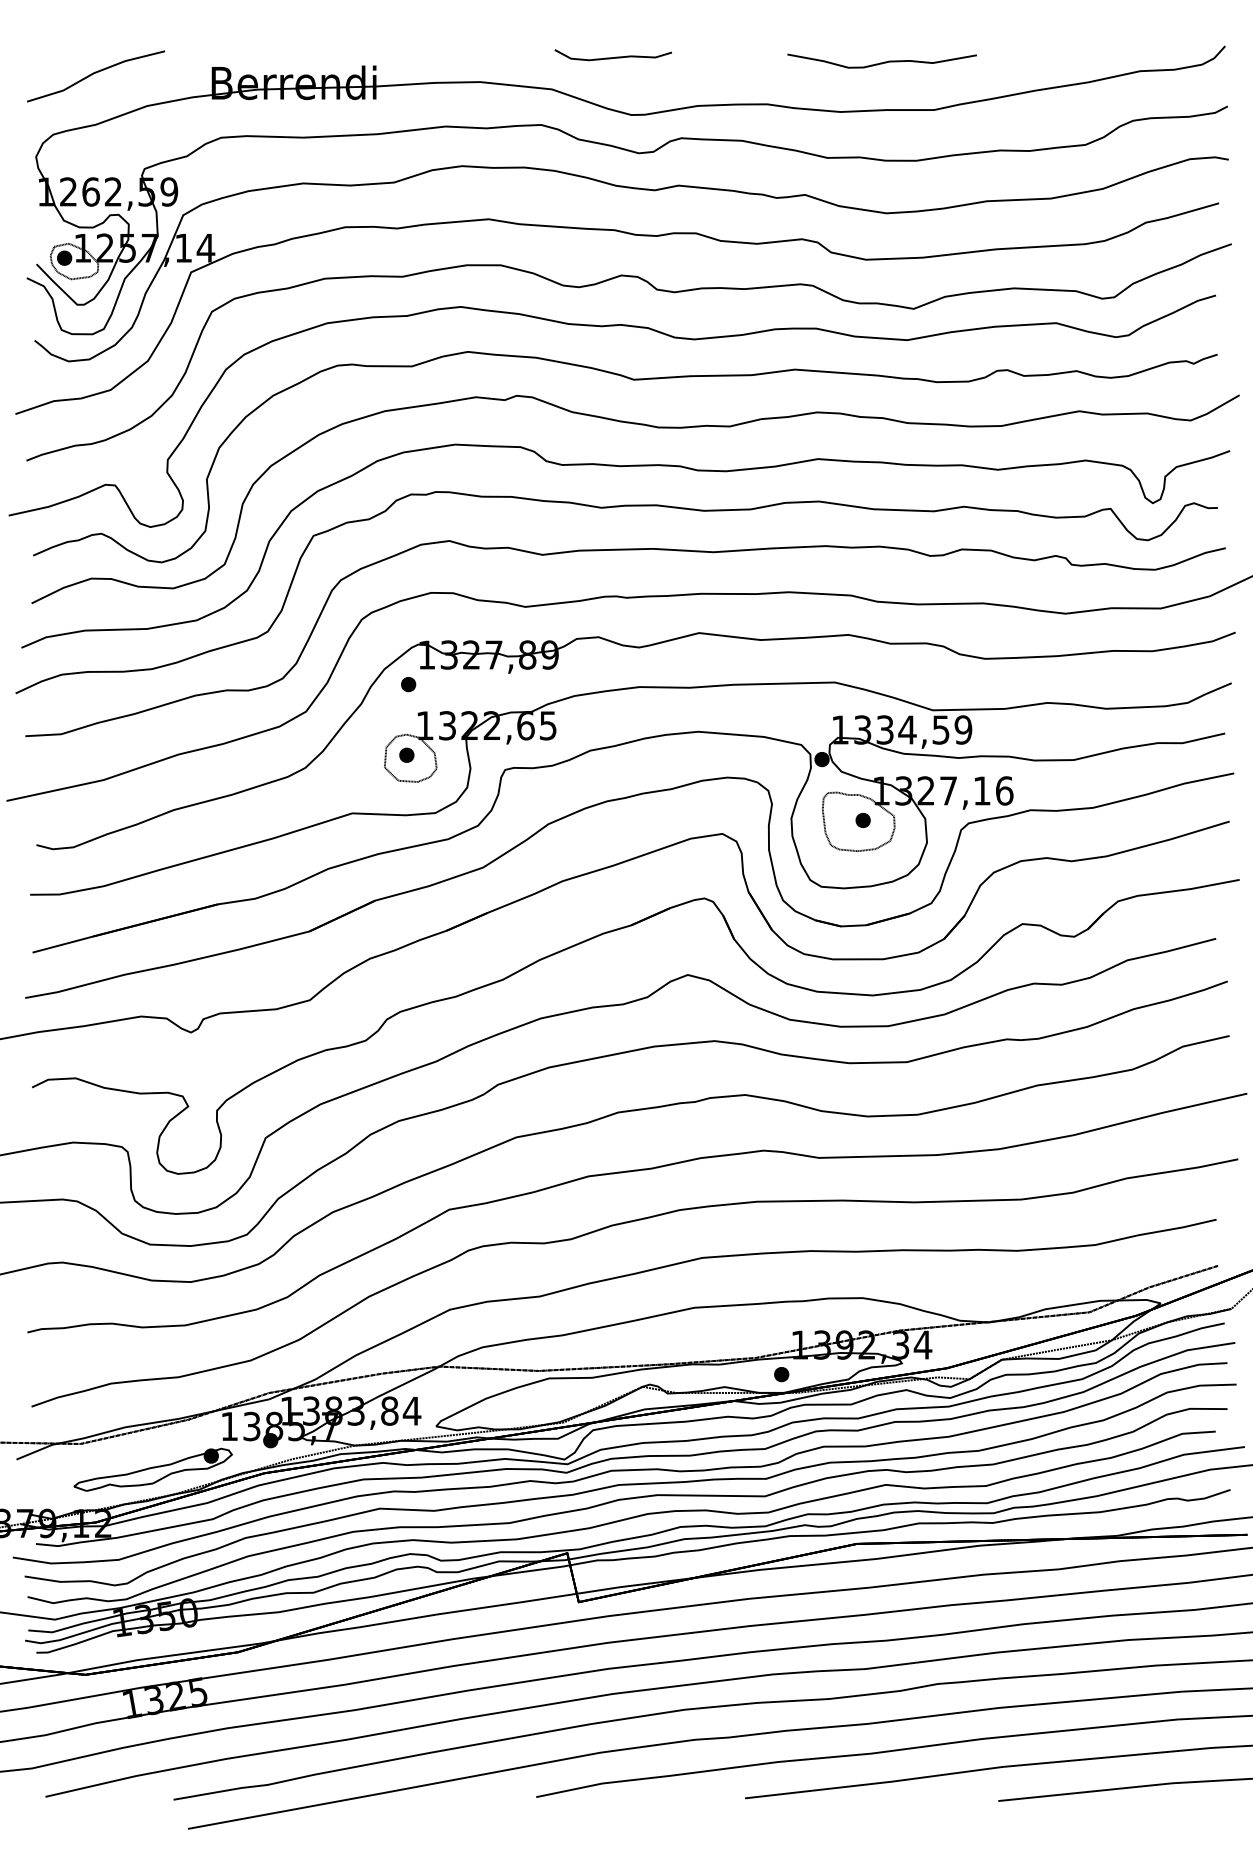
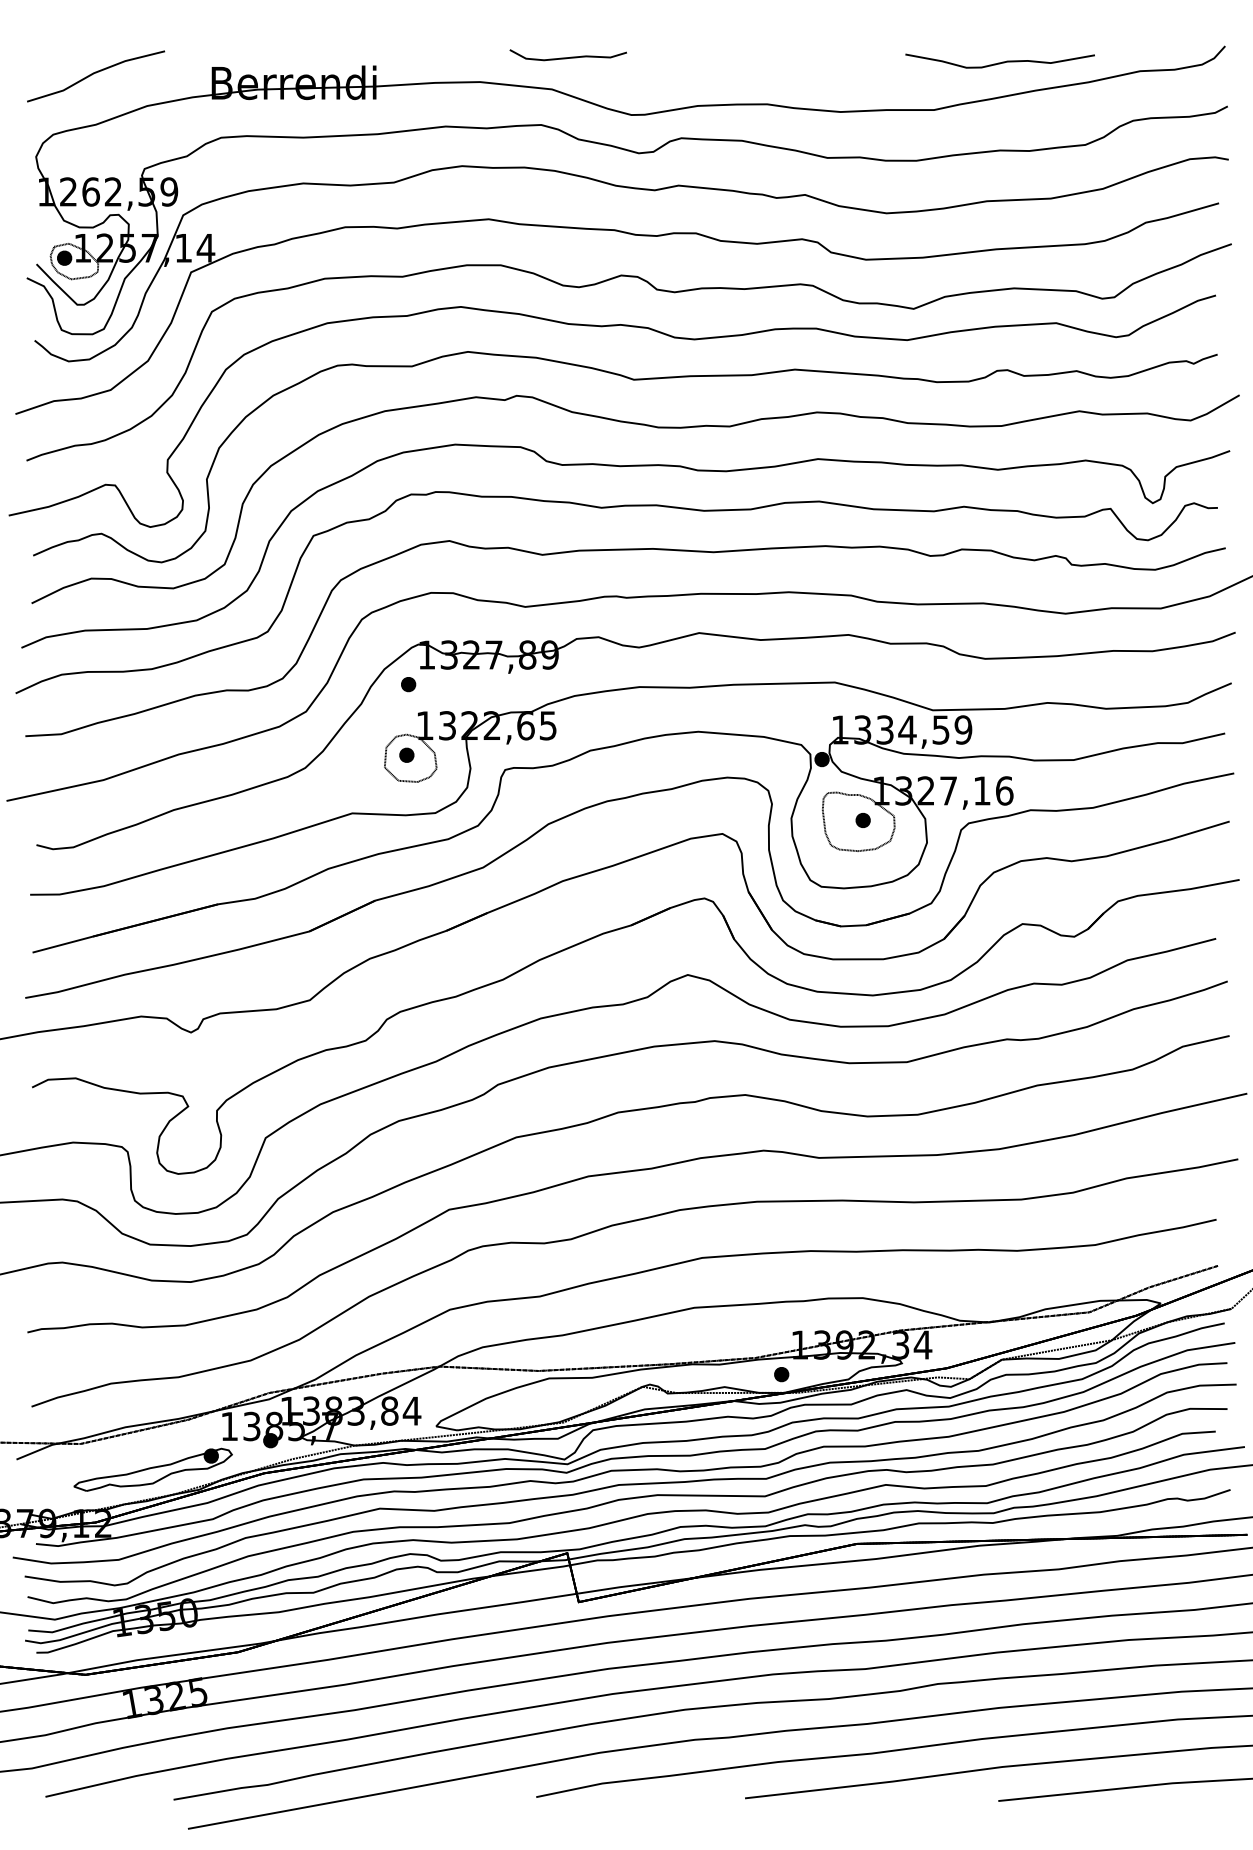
curve position: (612, 57) -> (567, 57) (567, 57)
curve position: (881, 62) -> (999, 62) (999, 62)
